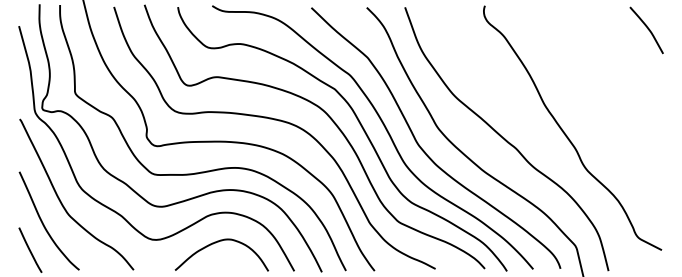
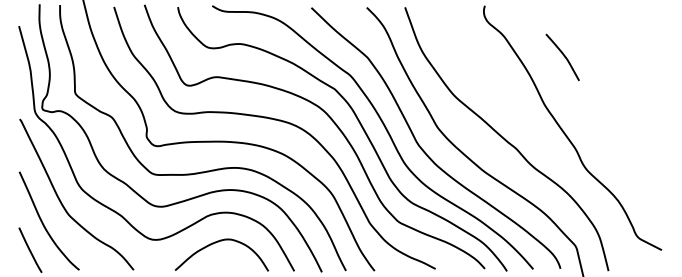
curve position: (647, 29) -> (563, 56) (563, 56)
